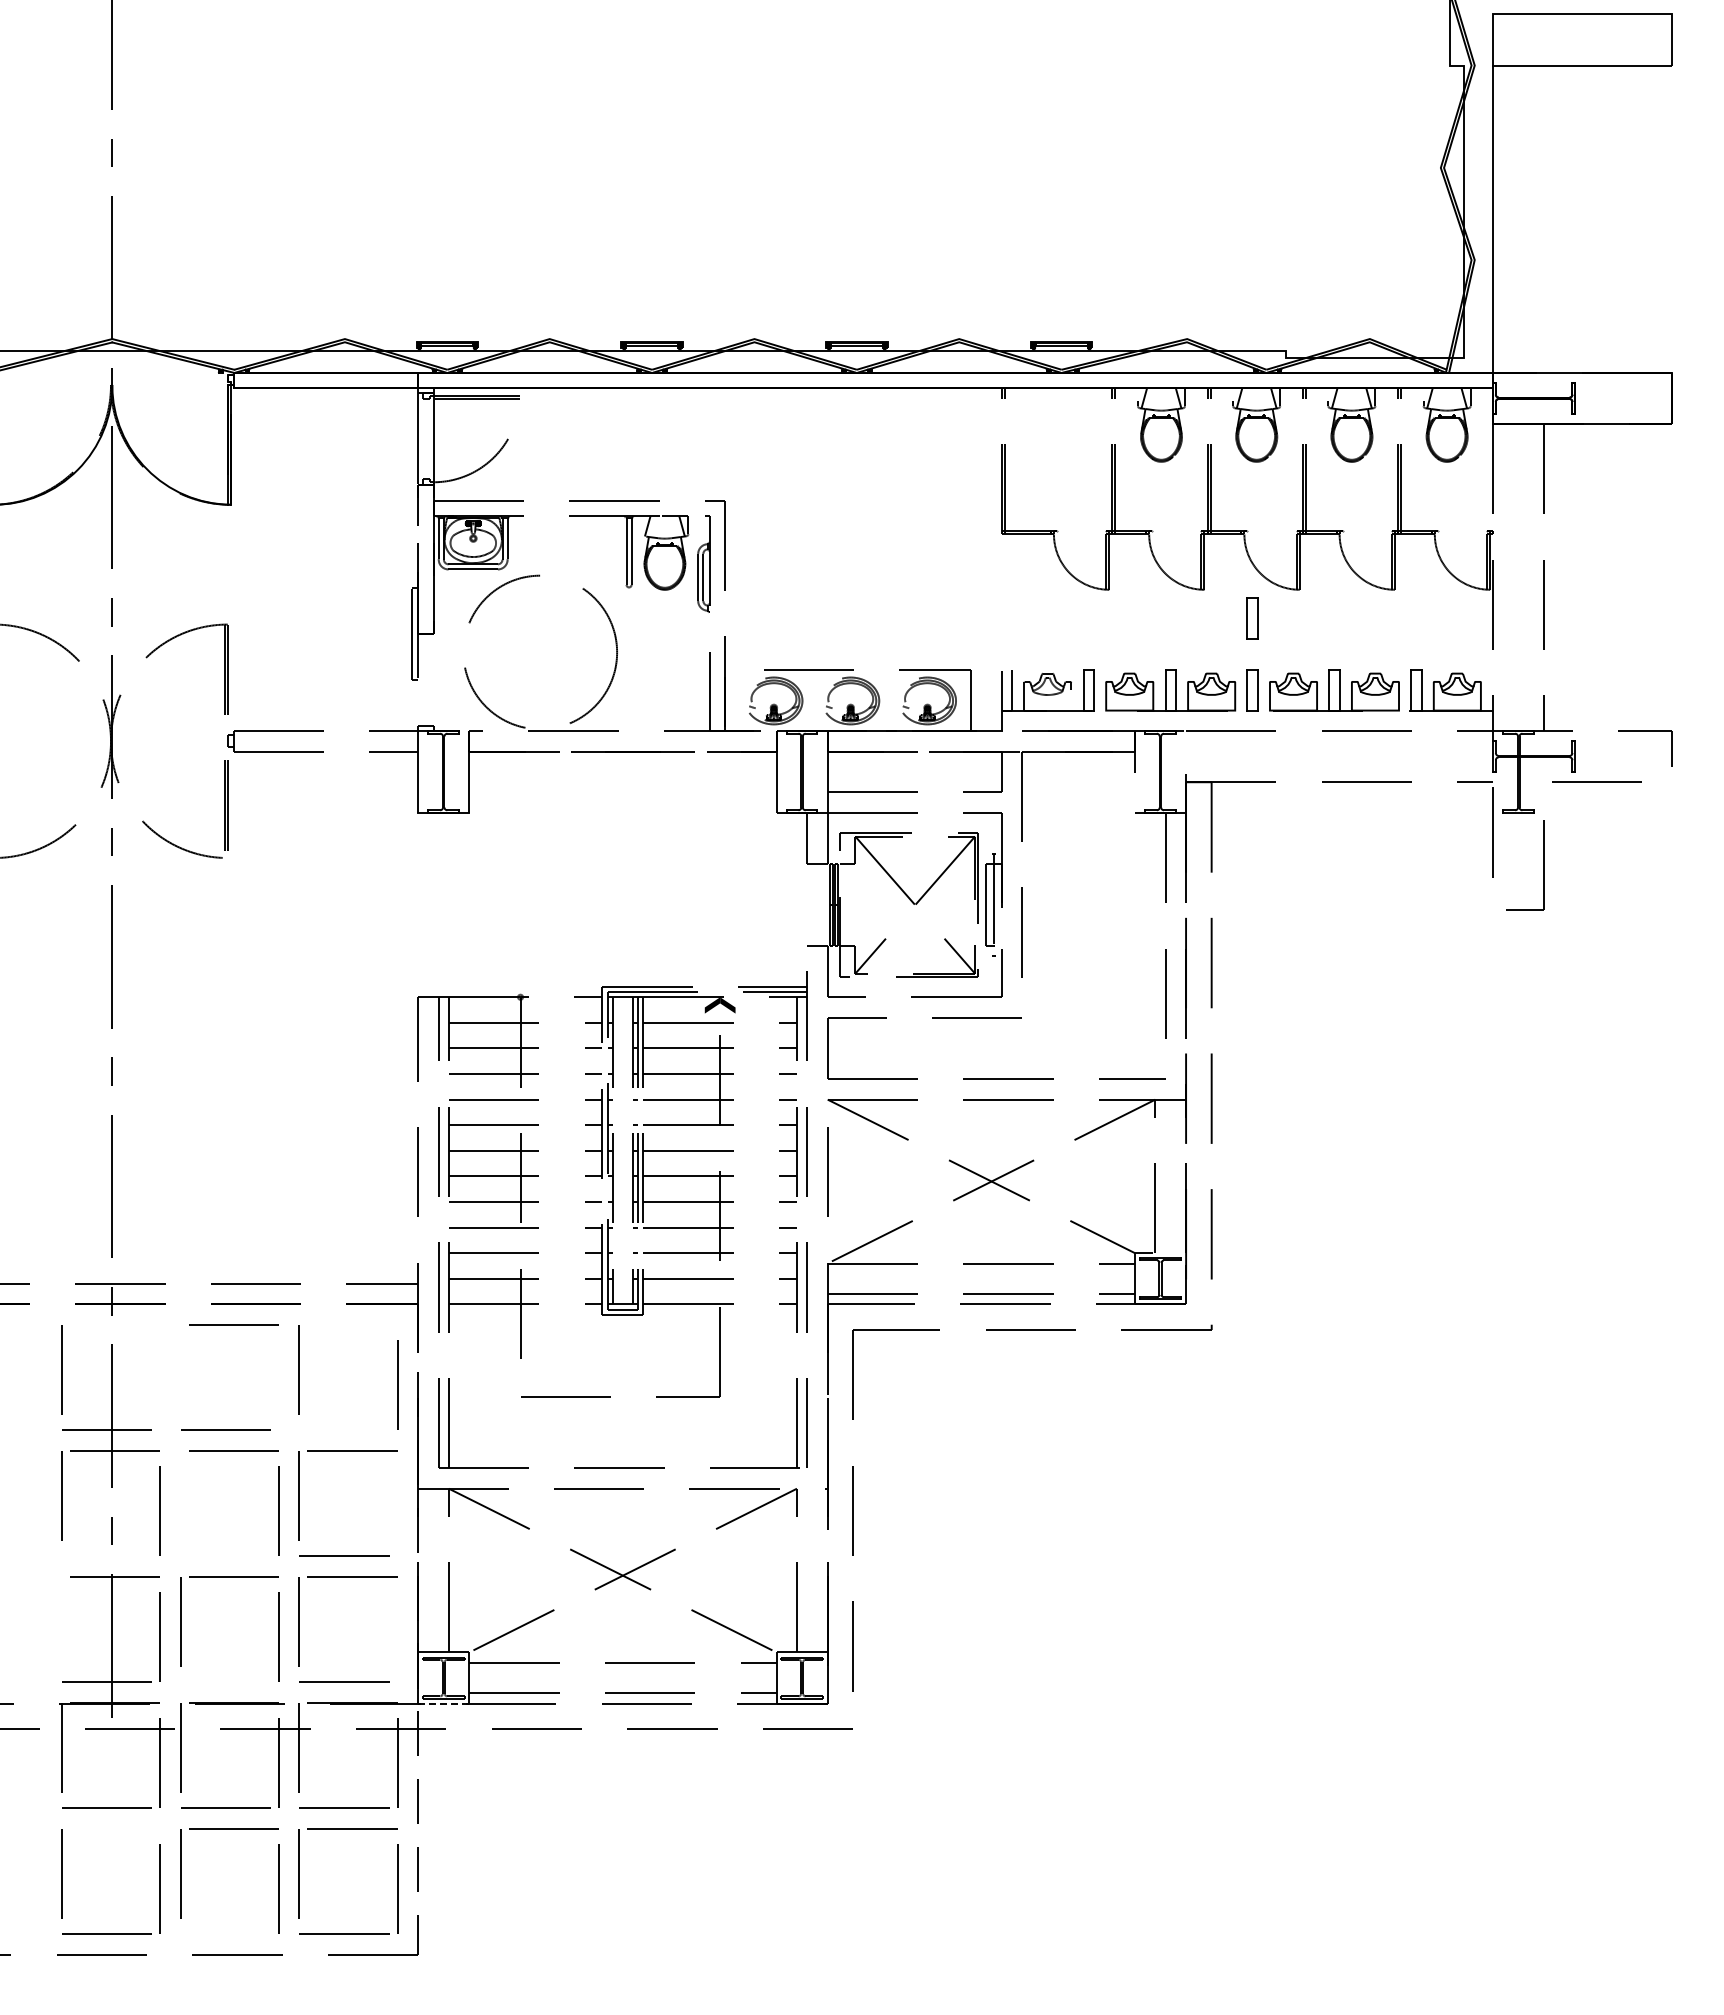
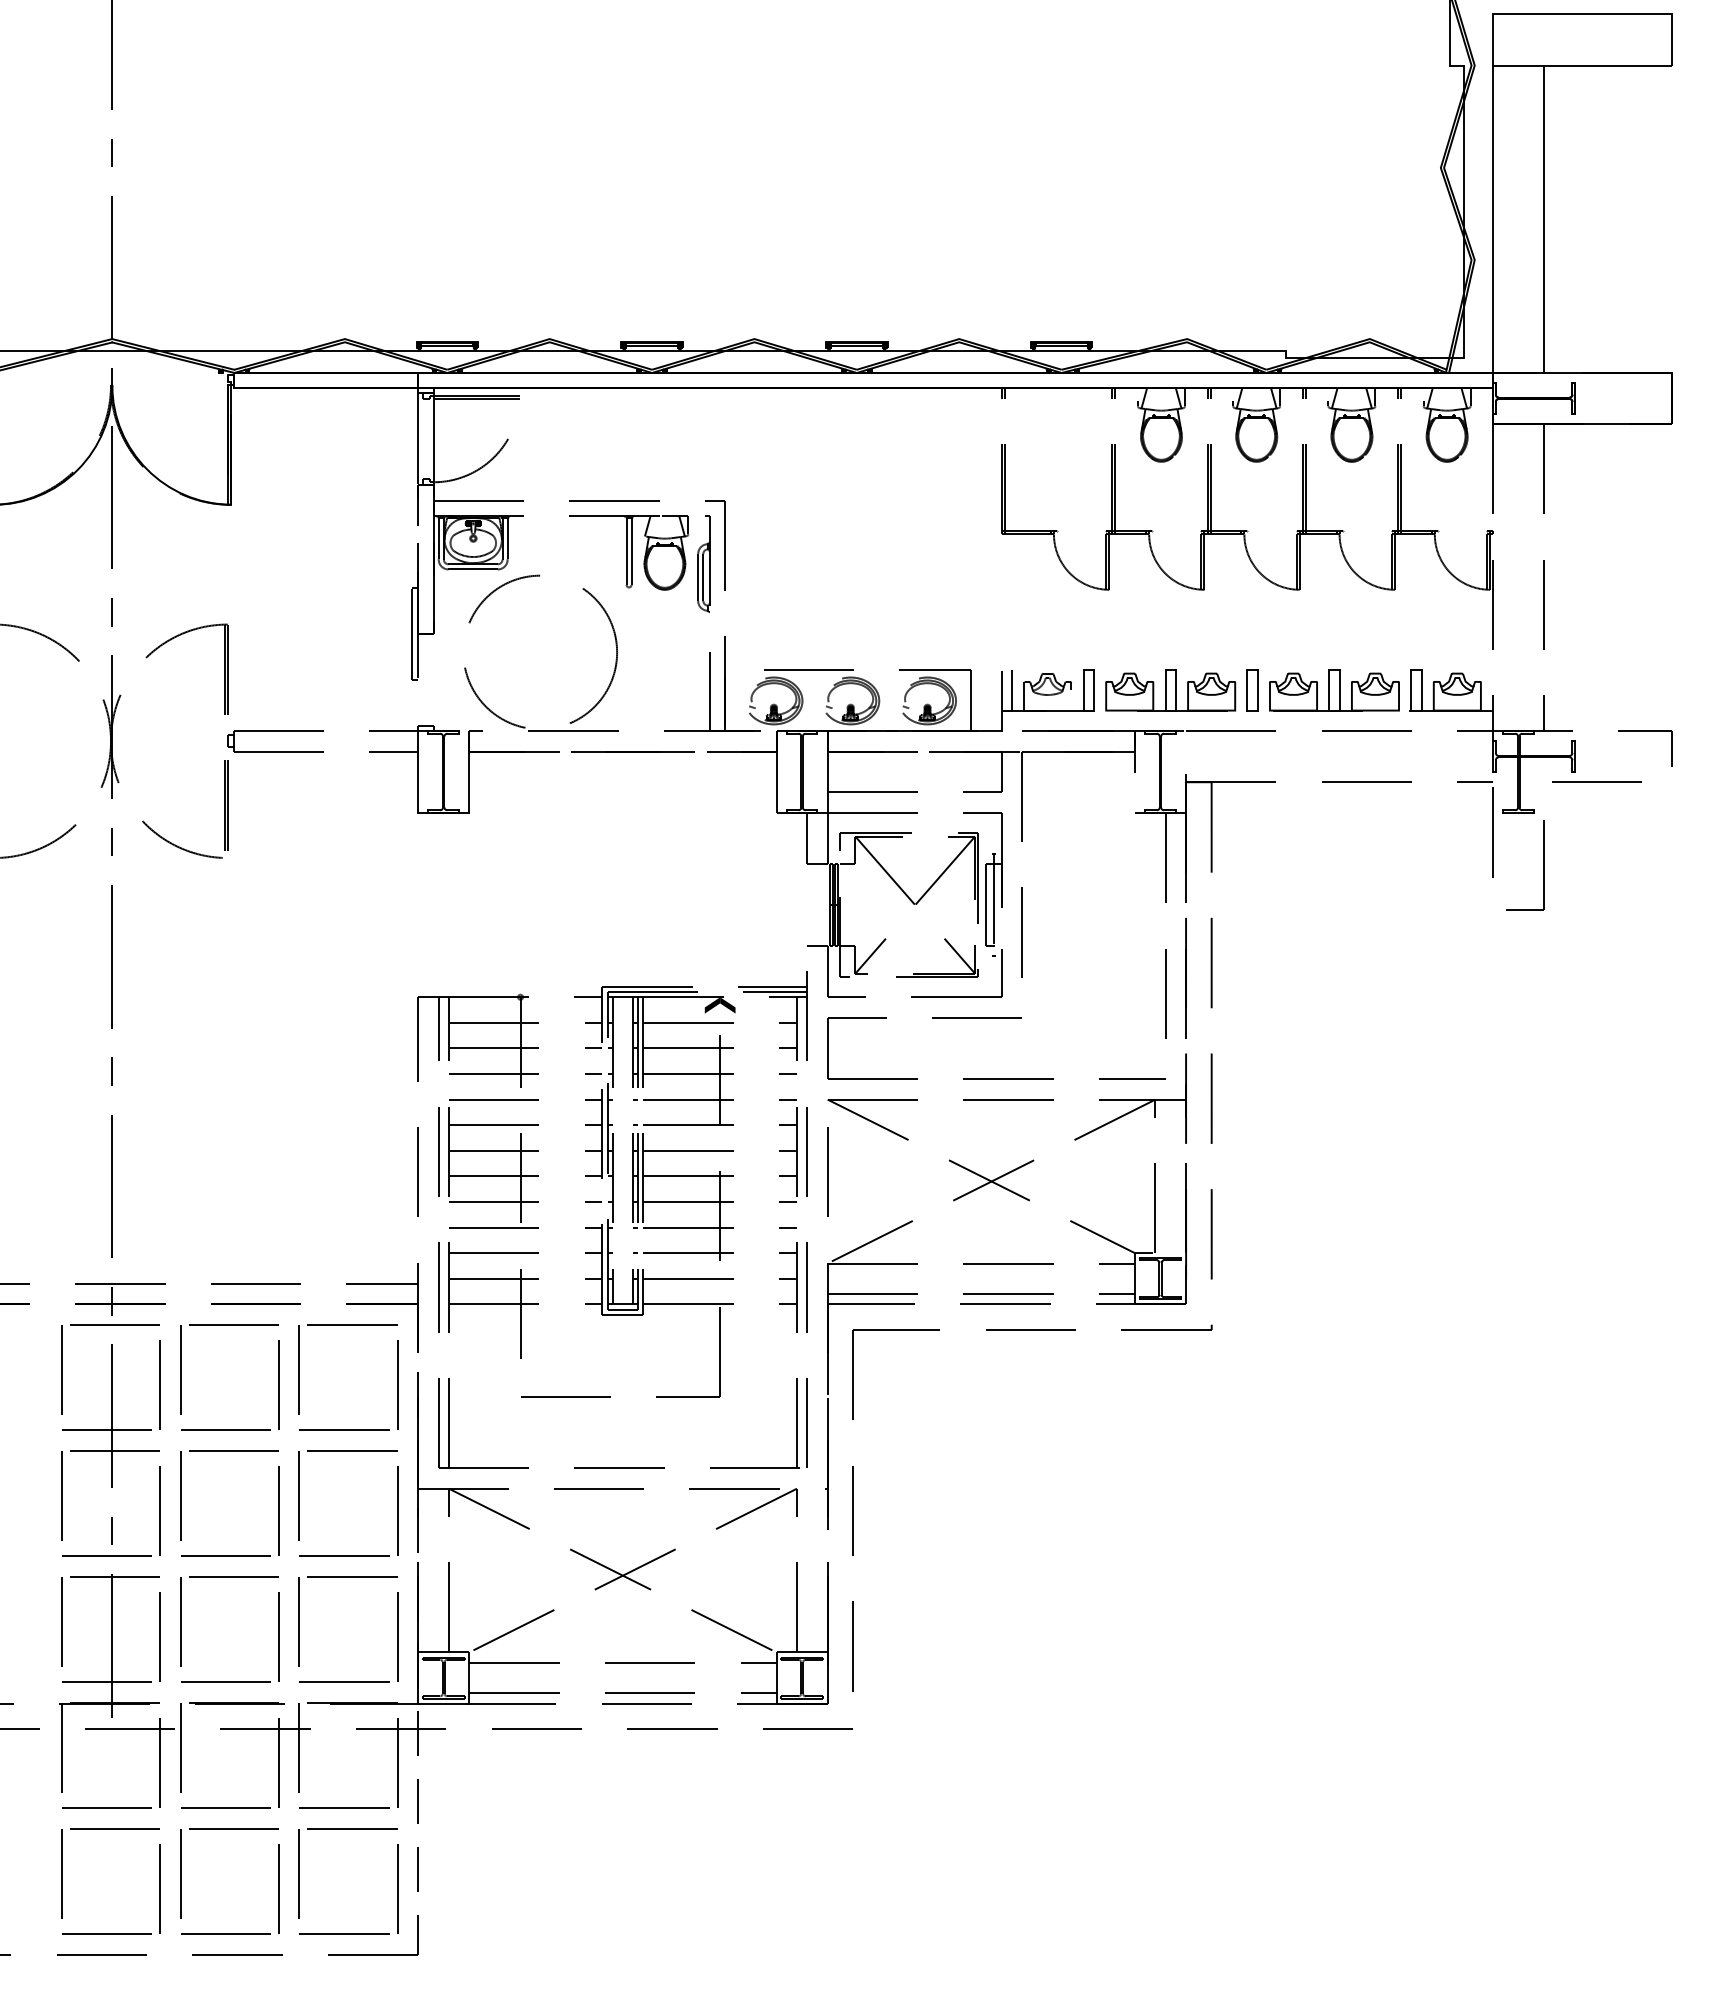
line: none -> present (1544, 218)
part: present -> none (1252, 618)
line: none -> present (114, 1324)
line: none -> present (352, 1324)
line: none -> present (180, 1369)
line: none -> present (159, 1384)
line: none -> present (278, 1384)
line: none -> present (344, 1429)
line: none -> present (180, 1495)
line: none -> present (397, 1510)
line: none -> present (106, 1555)
line: none -> present (225, 1555)
line: none -> present (61, 1621)
line: none -> present (397, 1636)
line: none -> present (225, 1681)
line: dashed -> solid (443, 1703)
line: none -> present (114, 1828)
line: none -> present (225, 1933)
